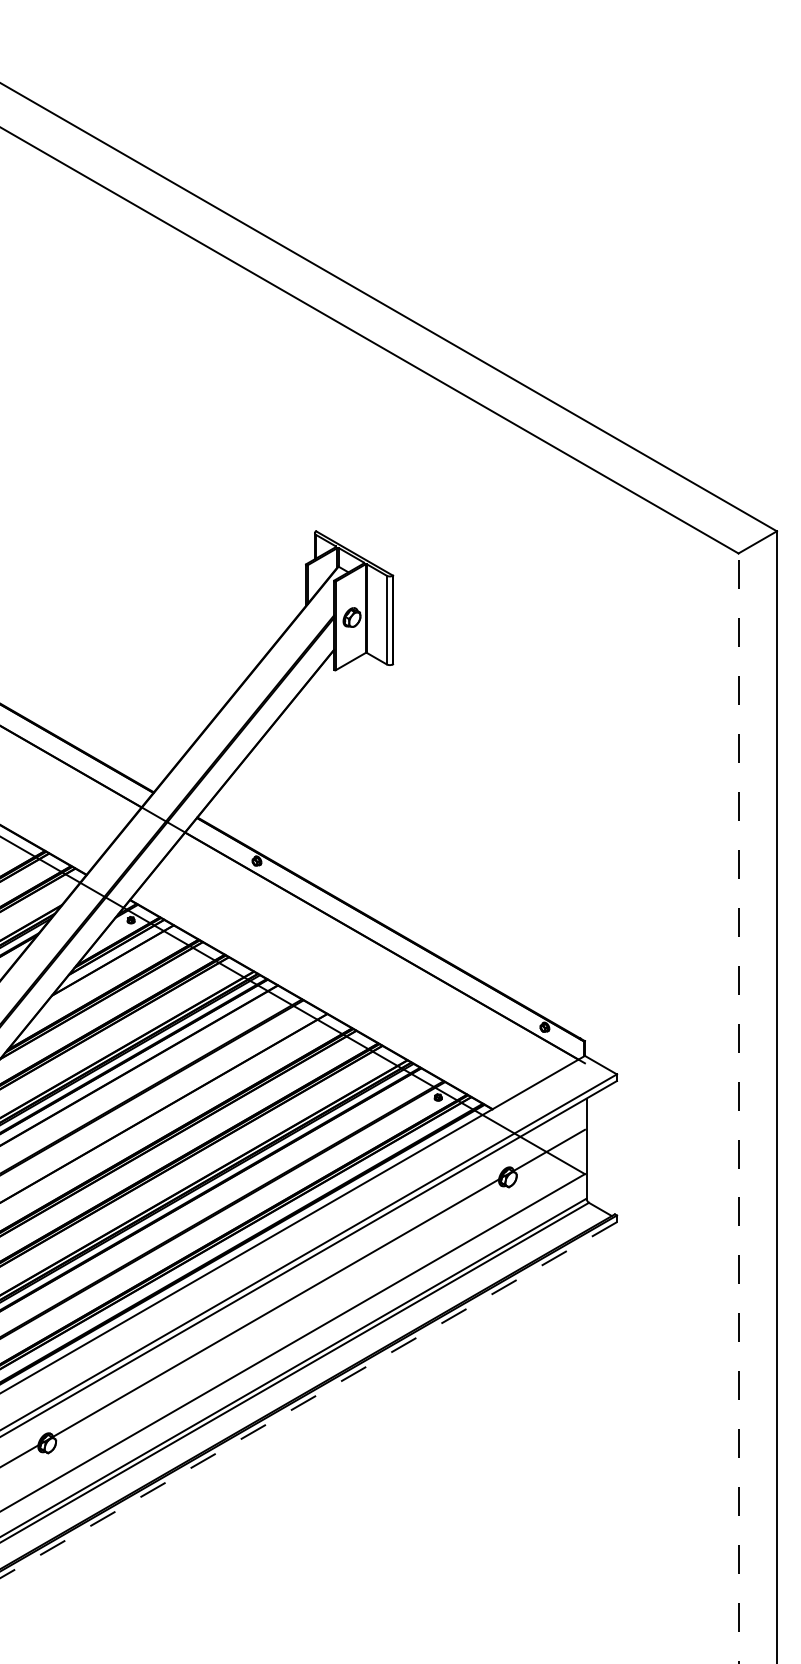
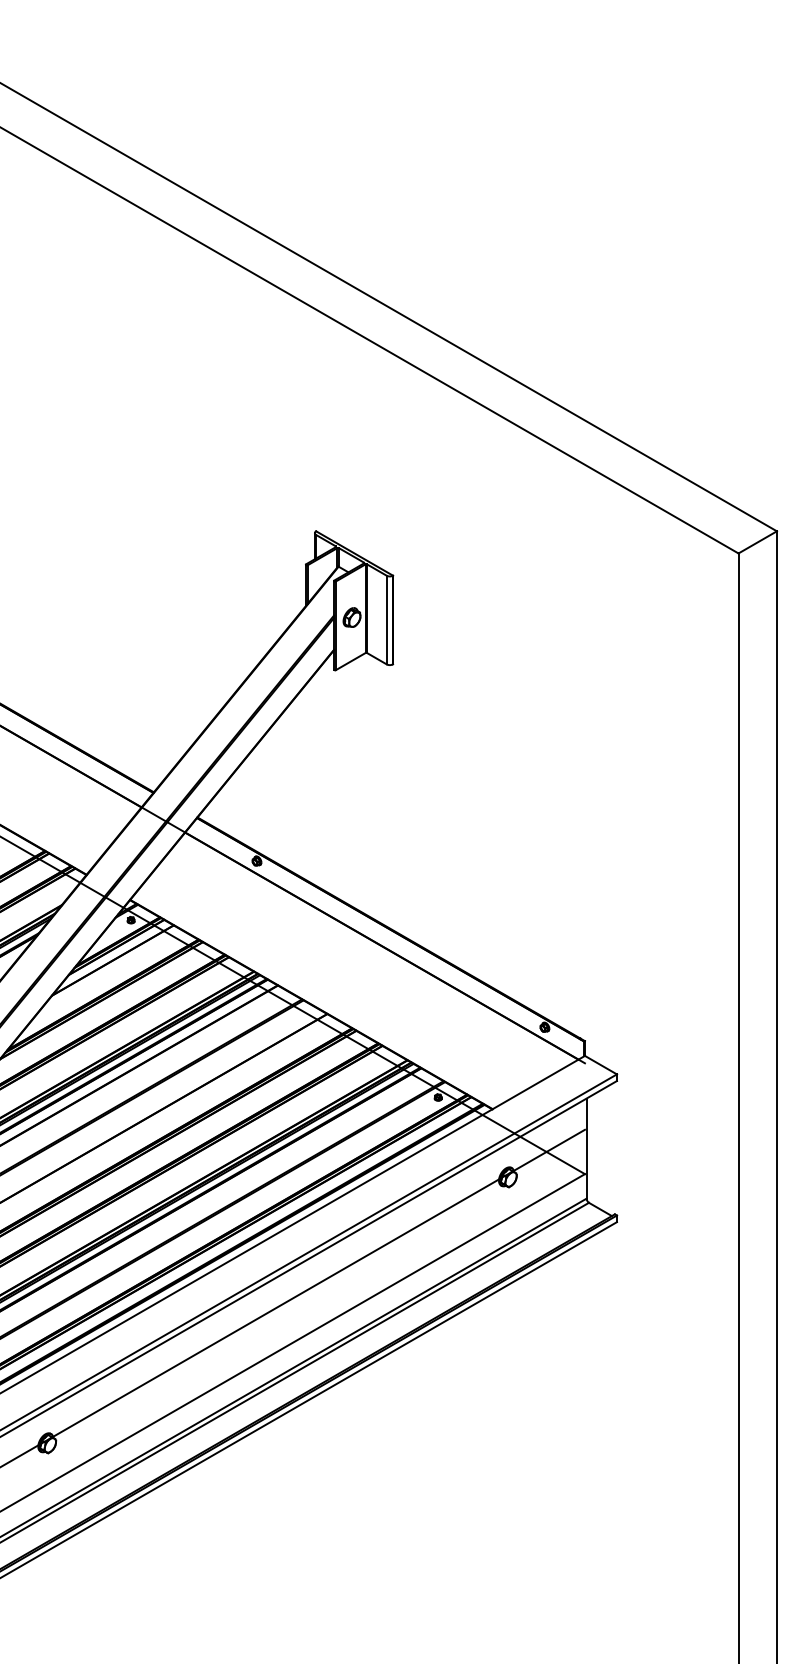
line: dashed -> solid (738, 1108)
line: dashed -> solid (308, 1400)
